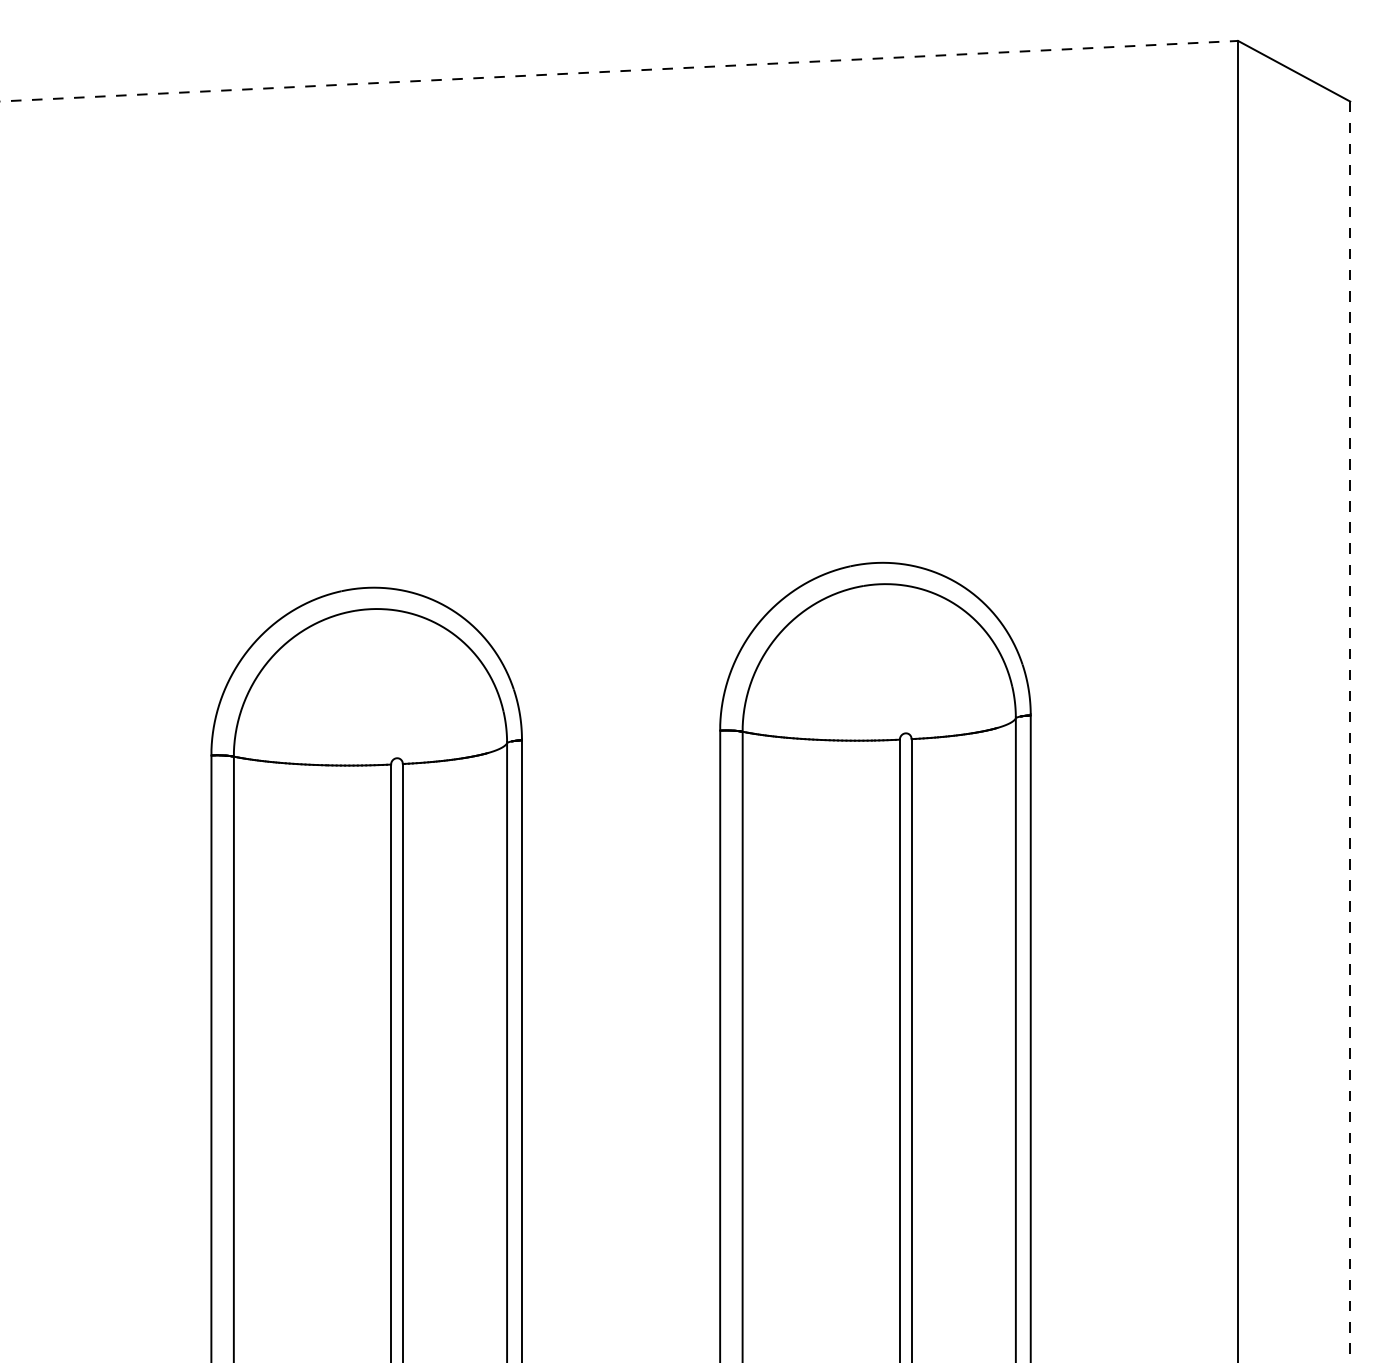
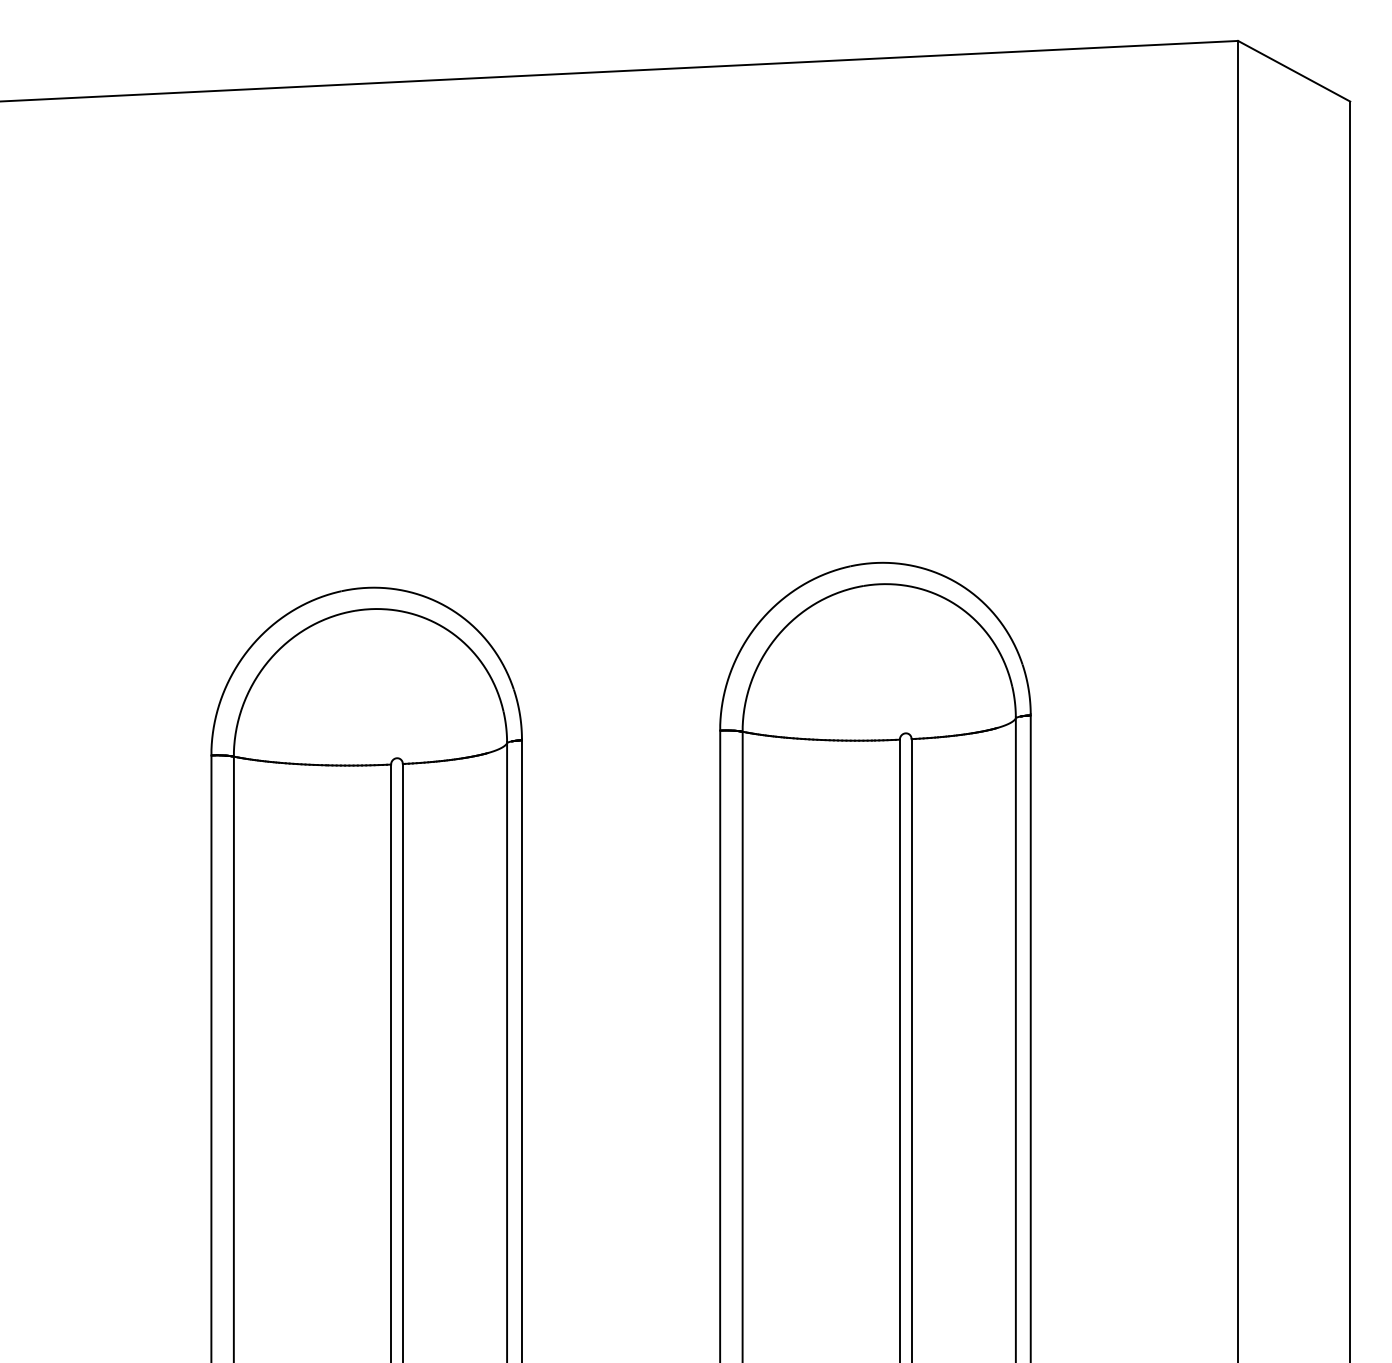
line: dashed -> solid (619, 71)
line: dashed -> solid (1350, 731)
